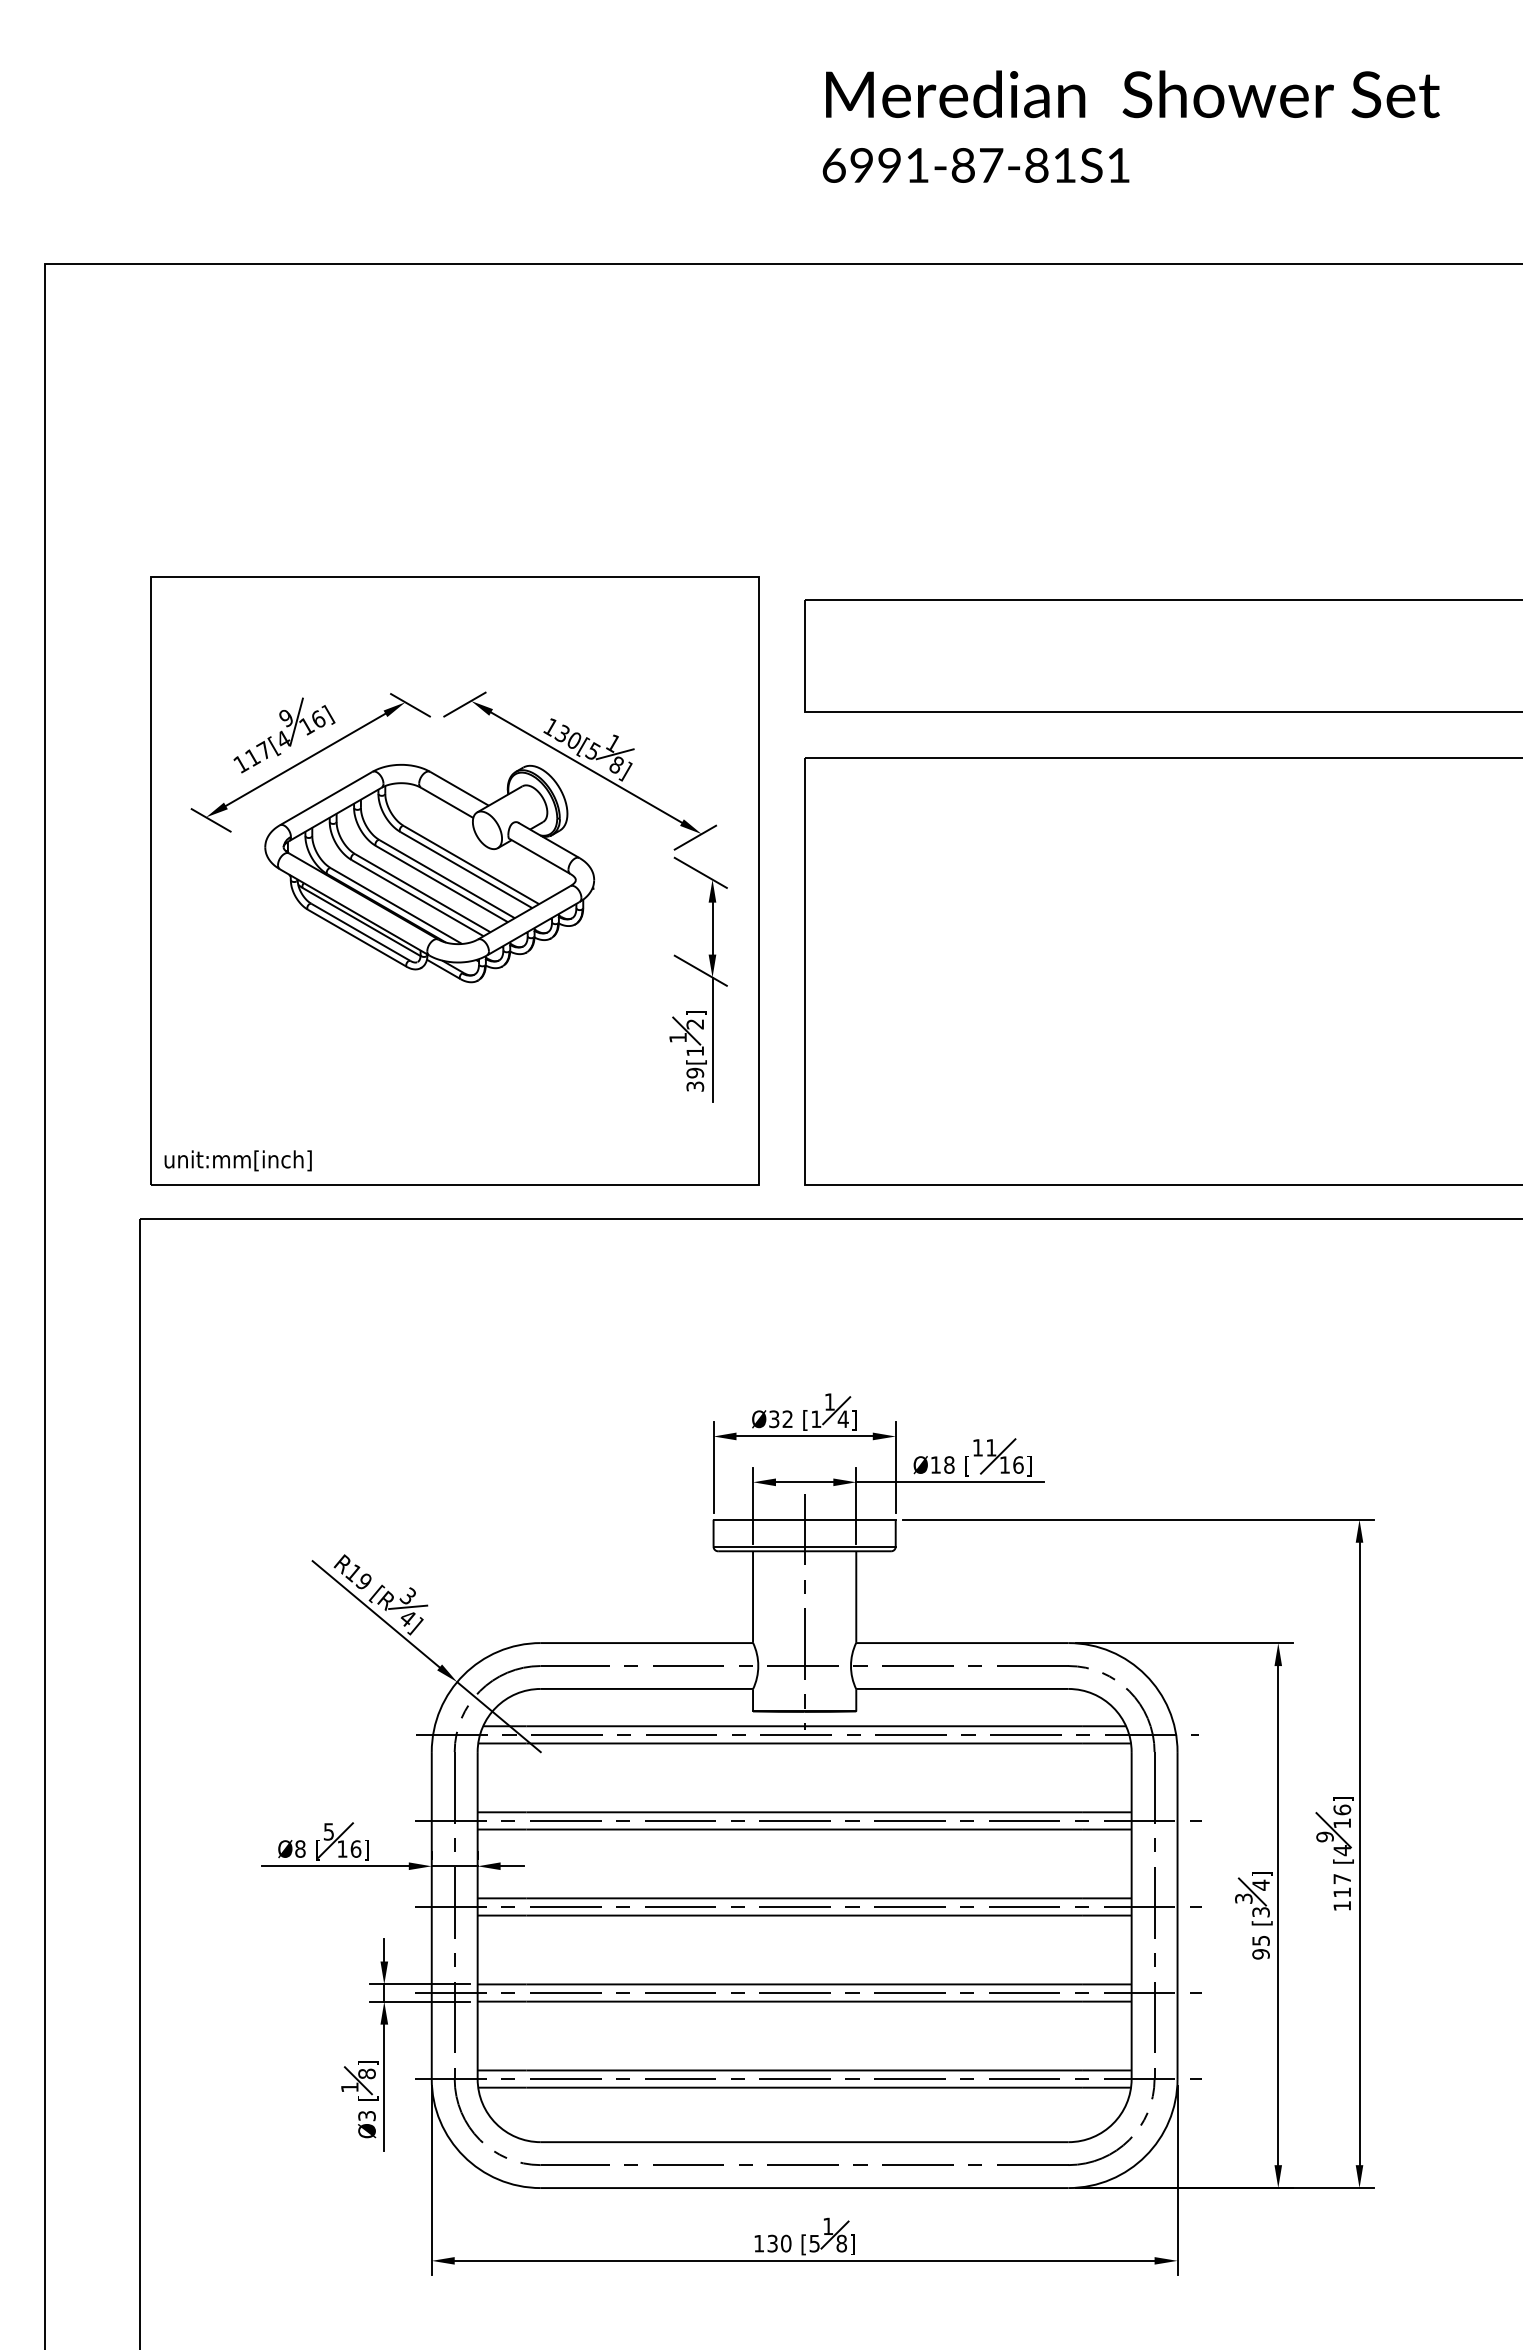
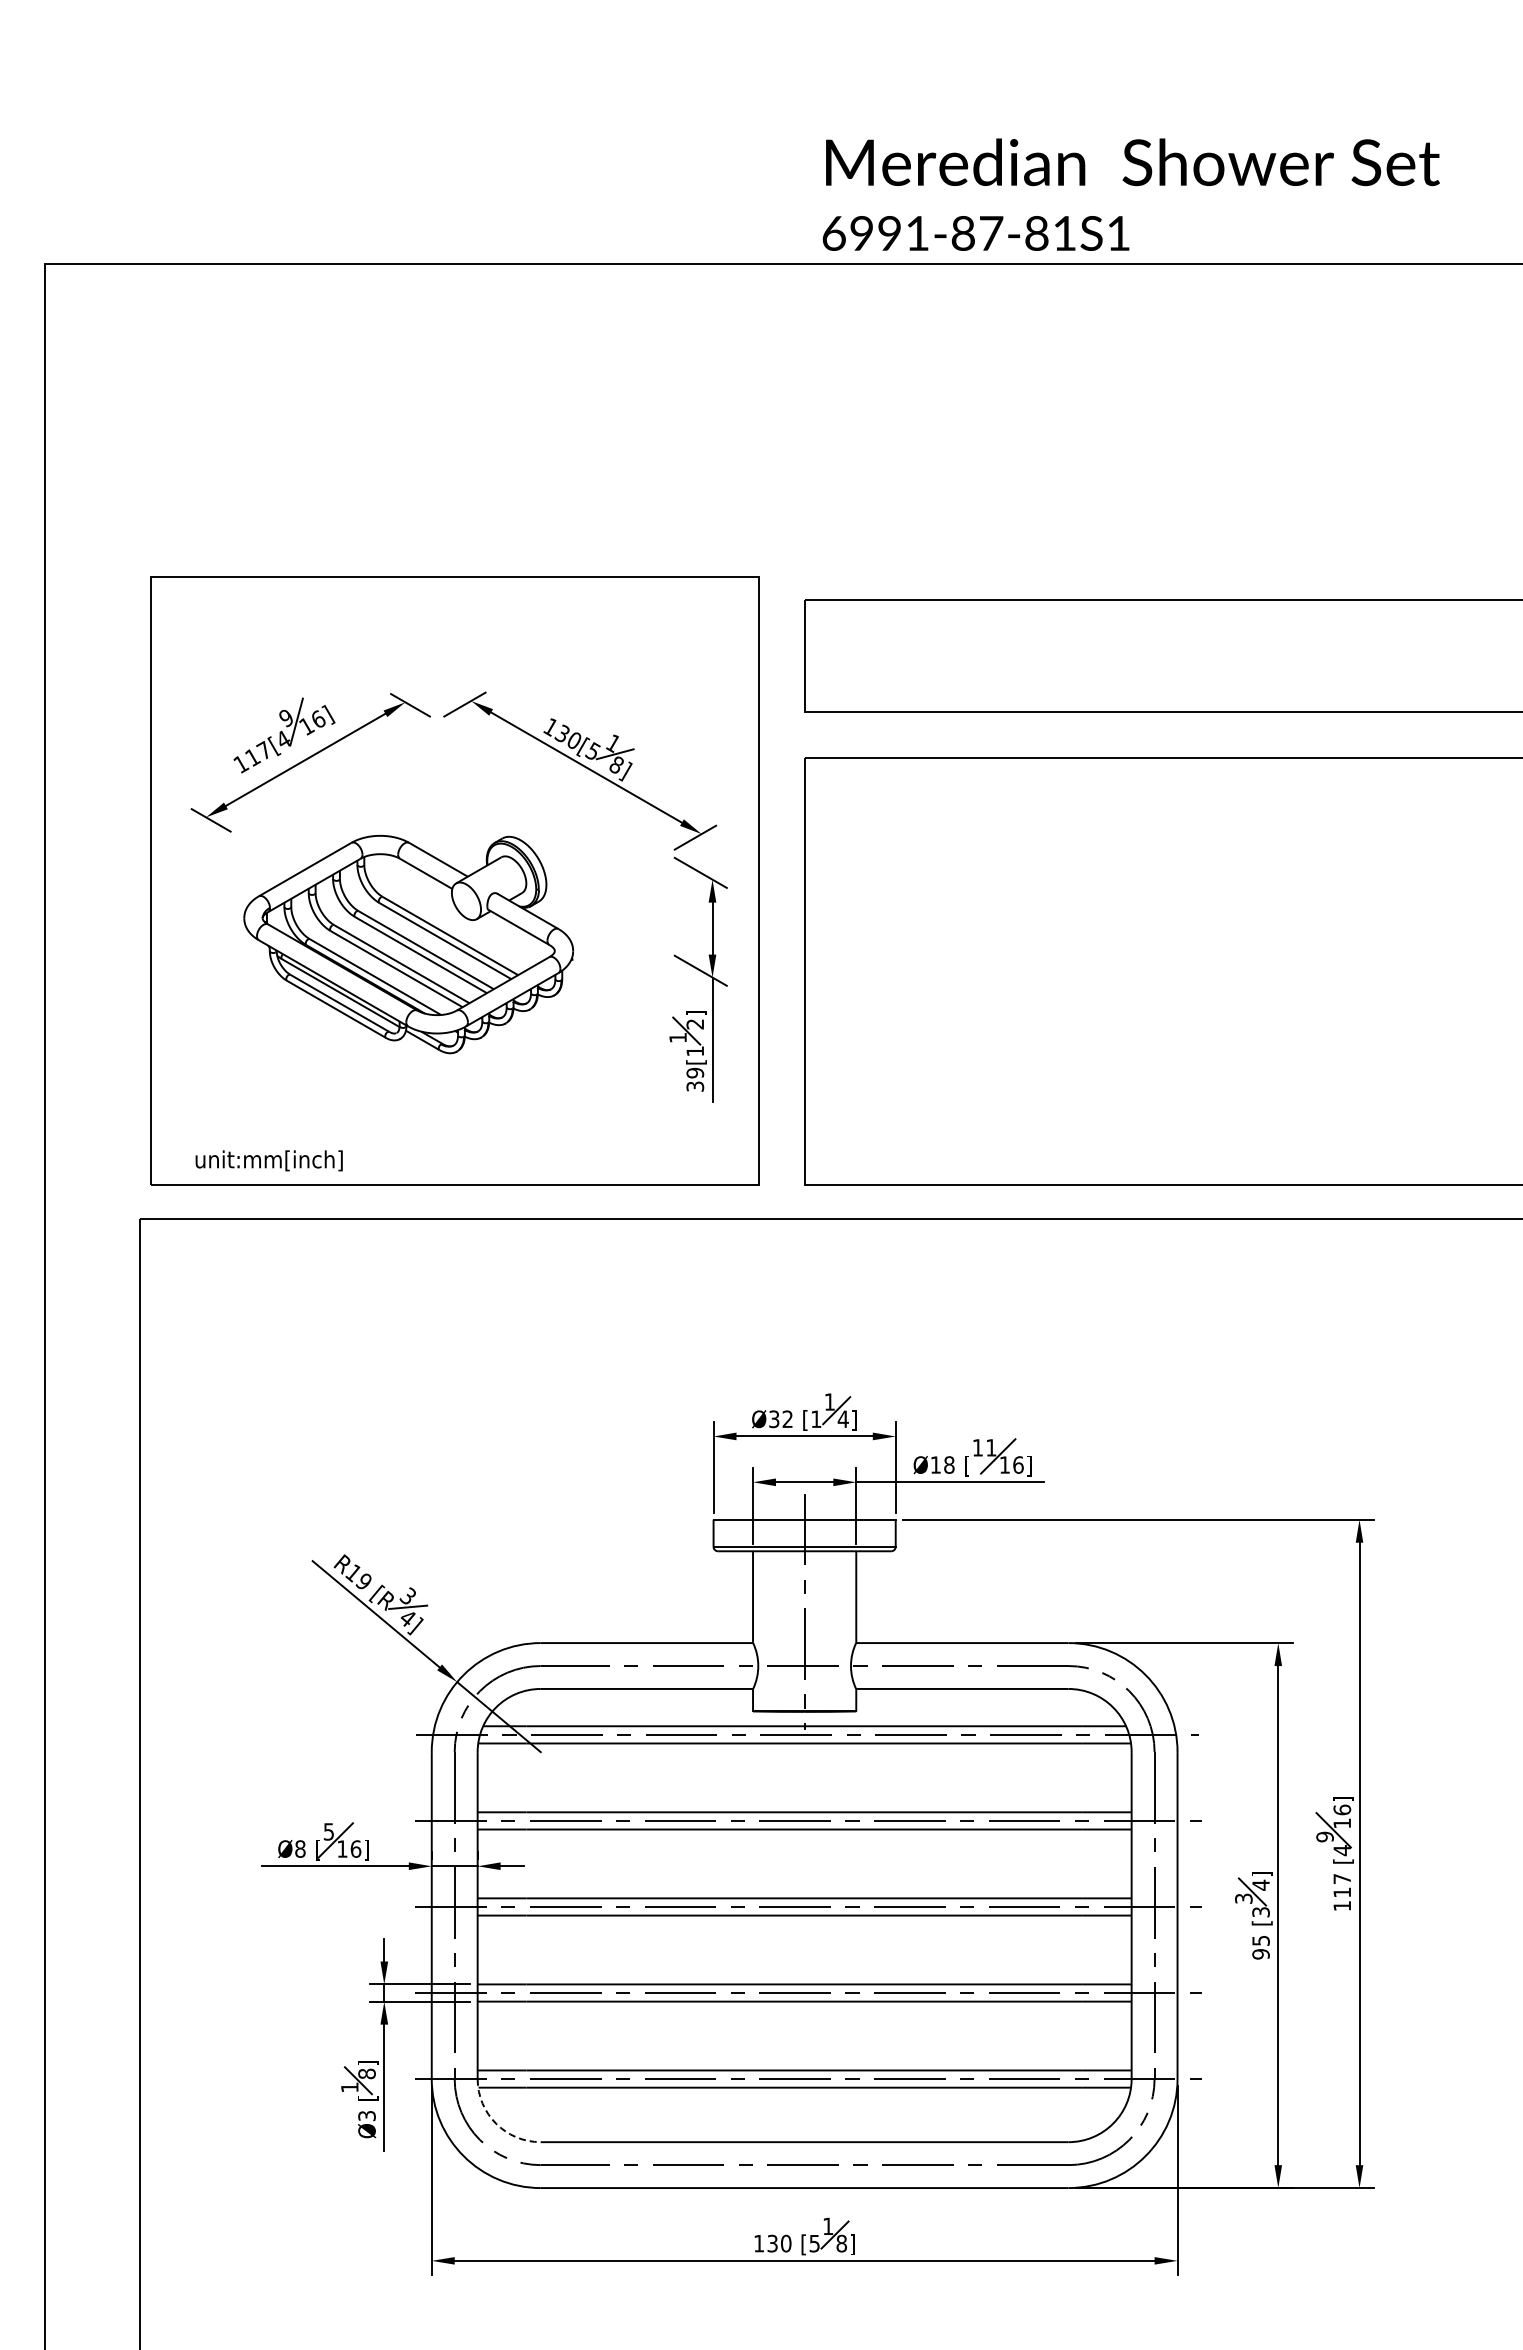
text position: (1130, 126) -> (1130, 194) (1130, 194)
part position: (429, 873) -> (408, 944) (408, 944)
text position: (237, 1160) -> (268, 1160) (268, 1160)
arc: solid -> dashed (496, 2123)
